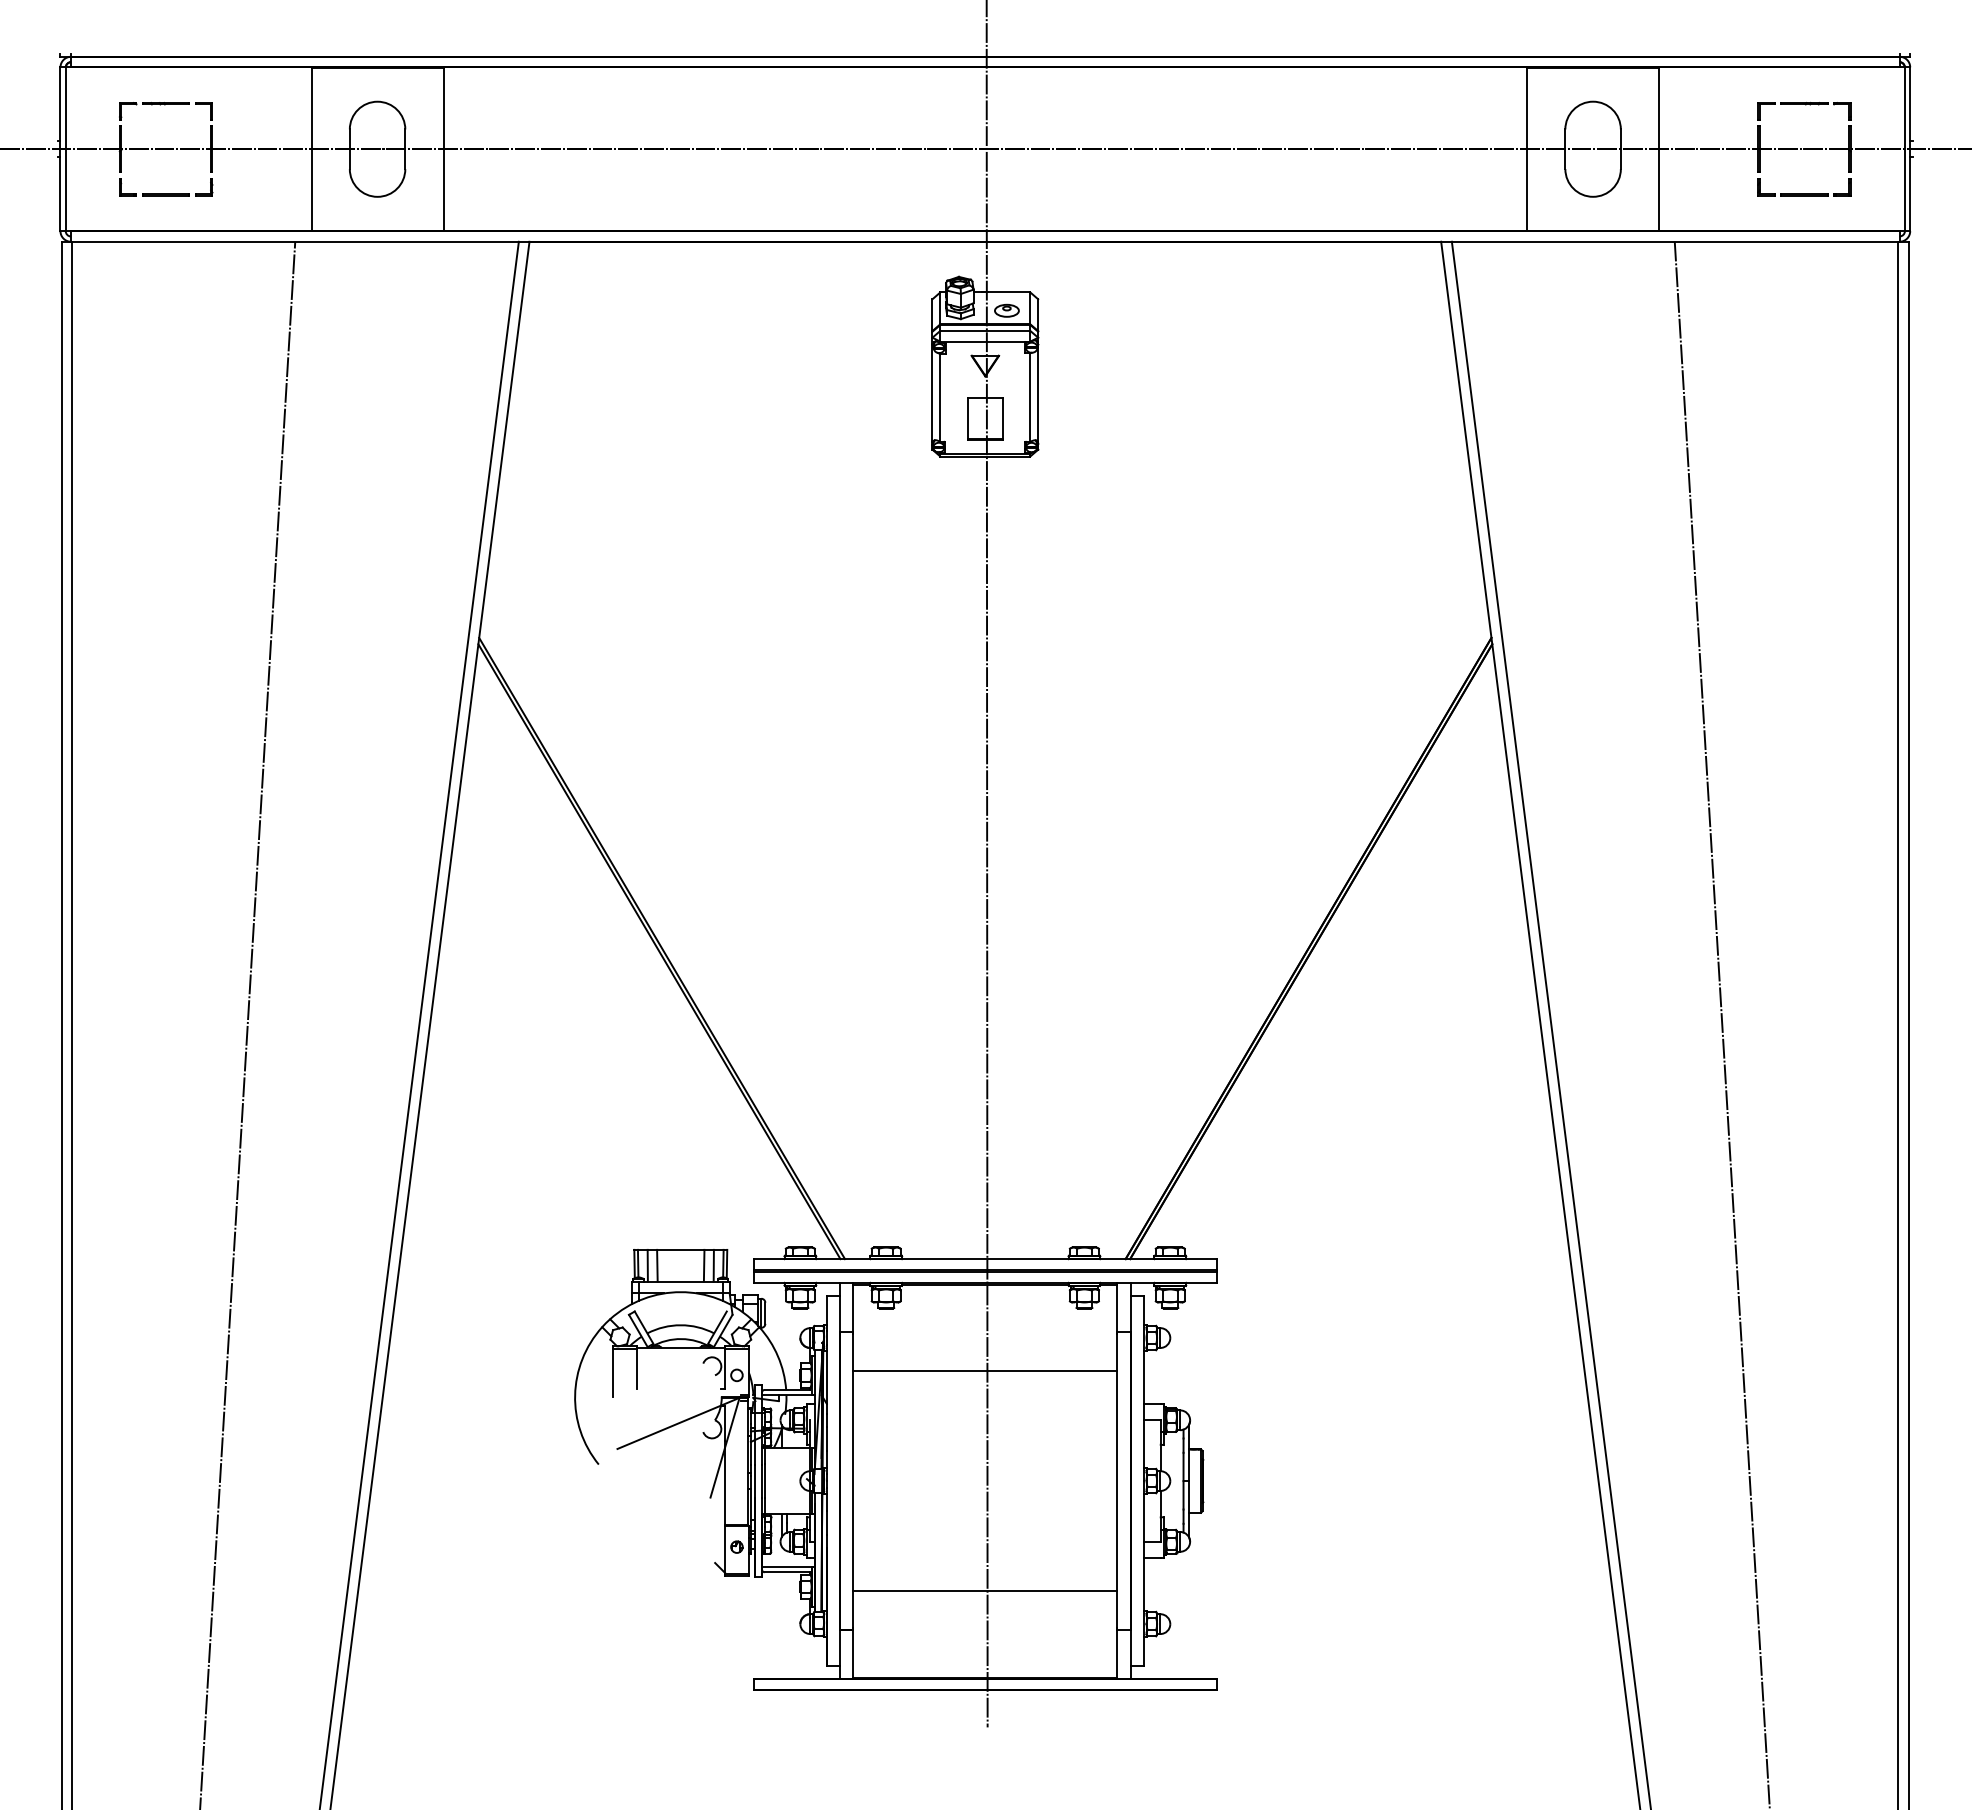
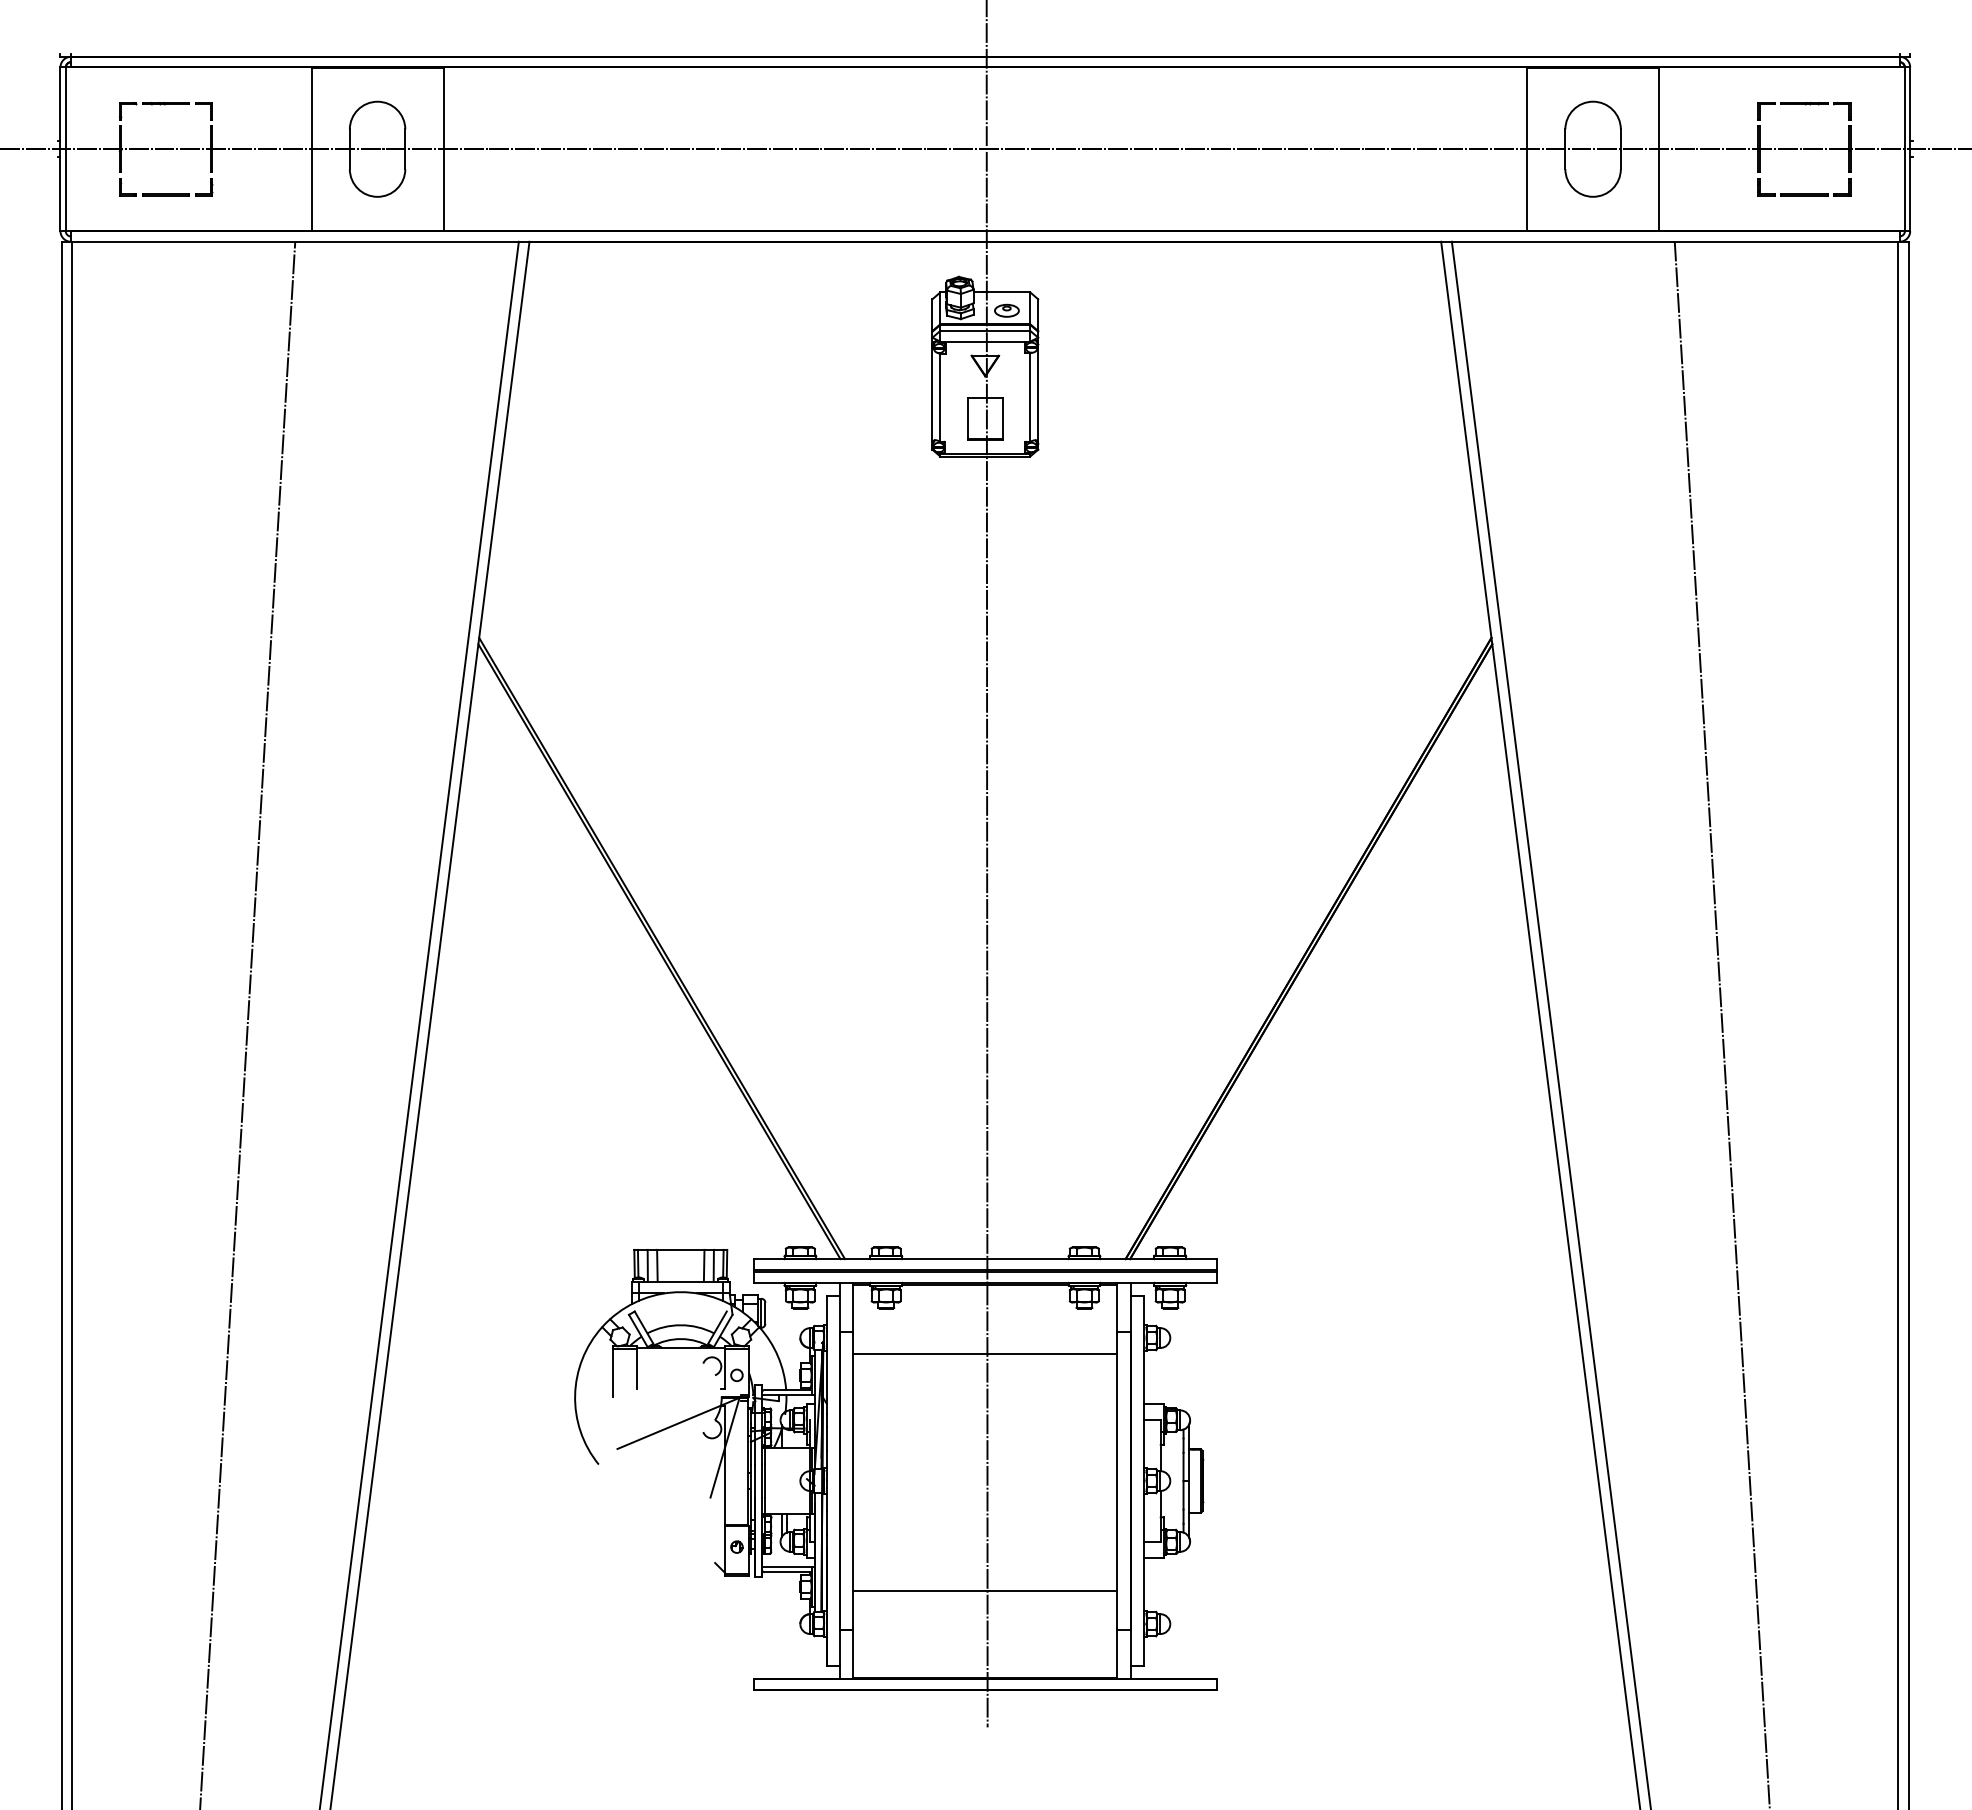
line position: (985, 1370) -> (985, 1353) (985, 1353)
